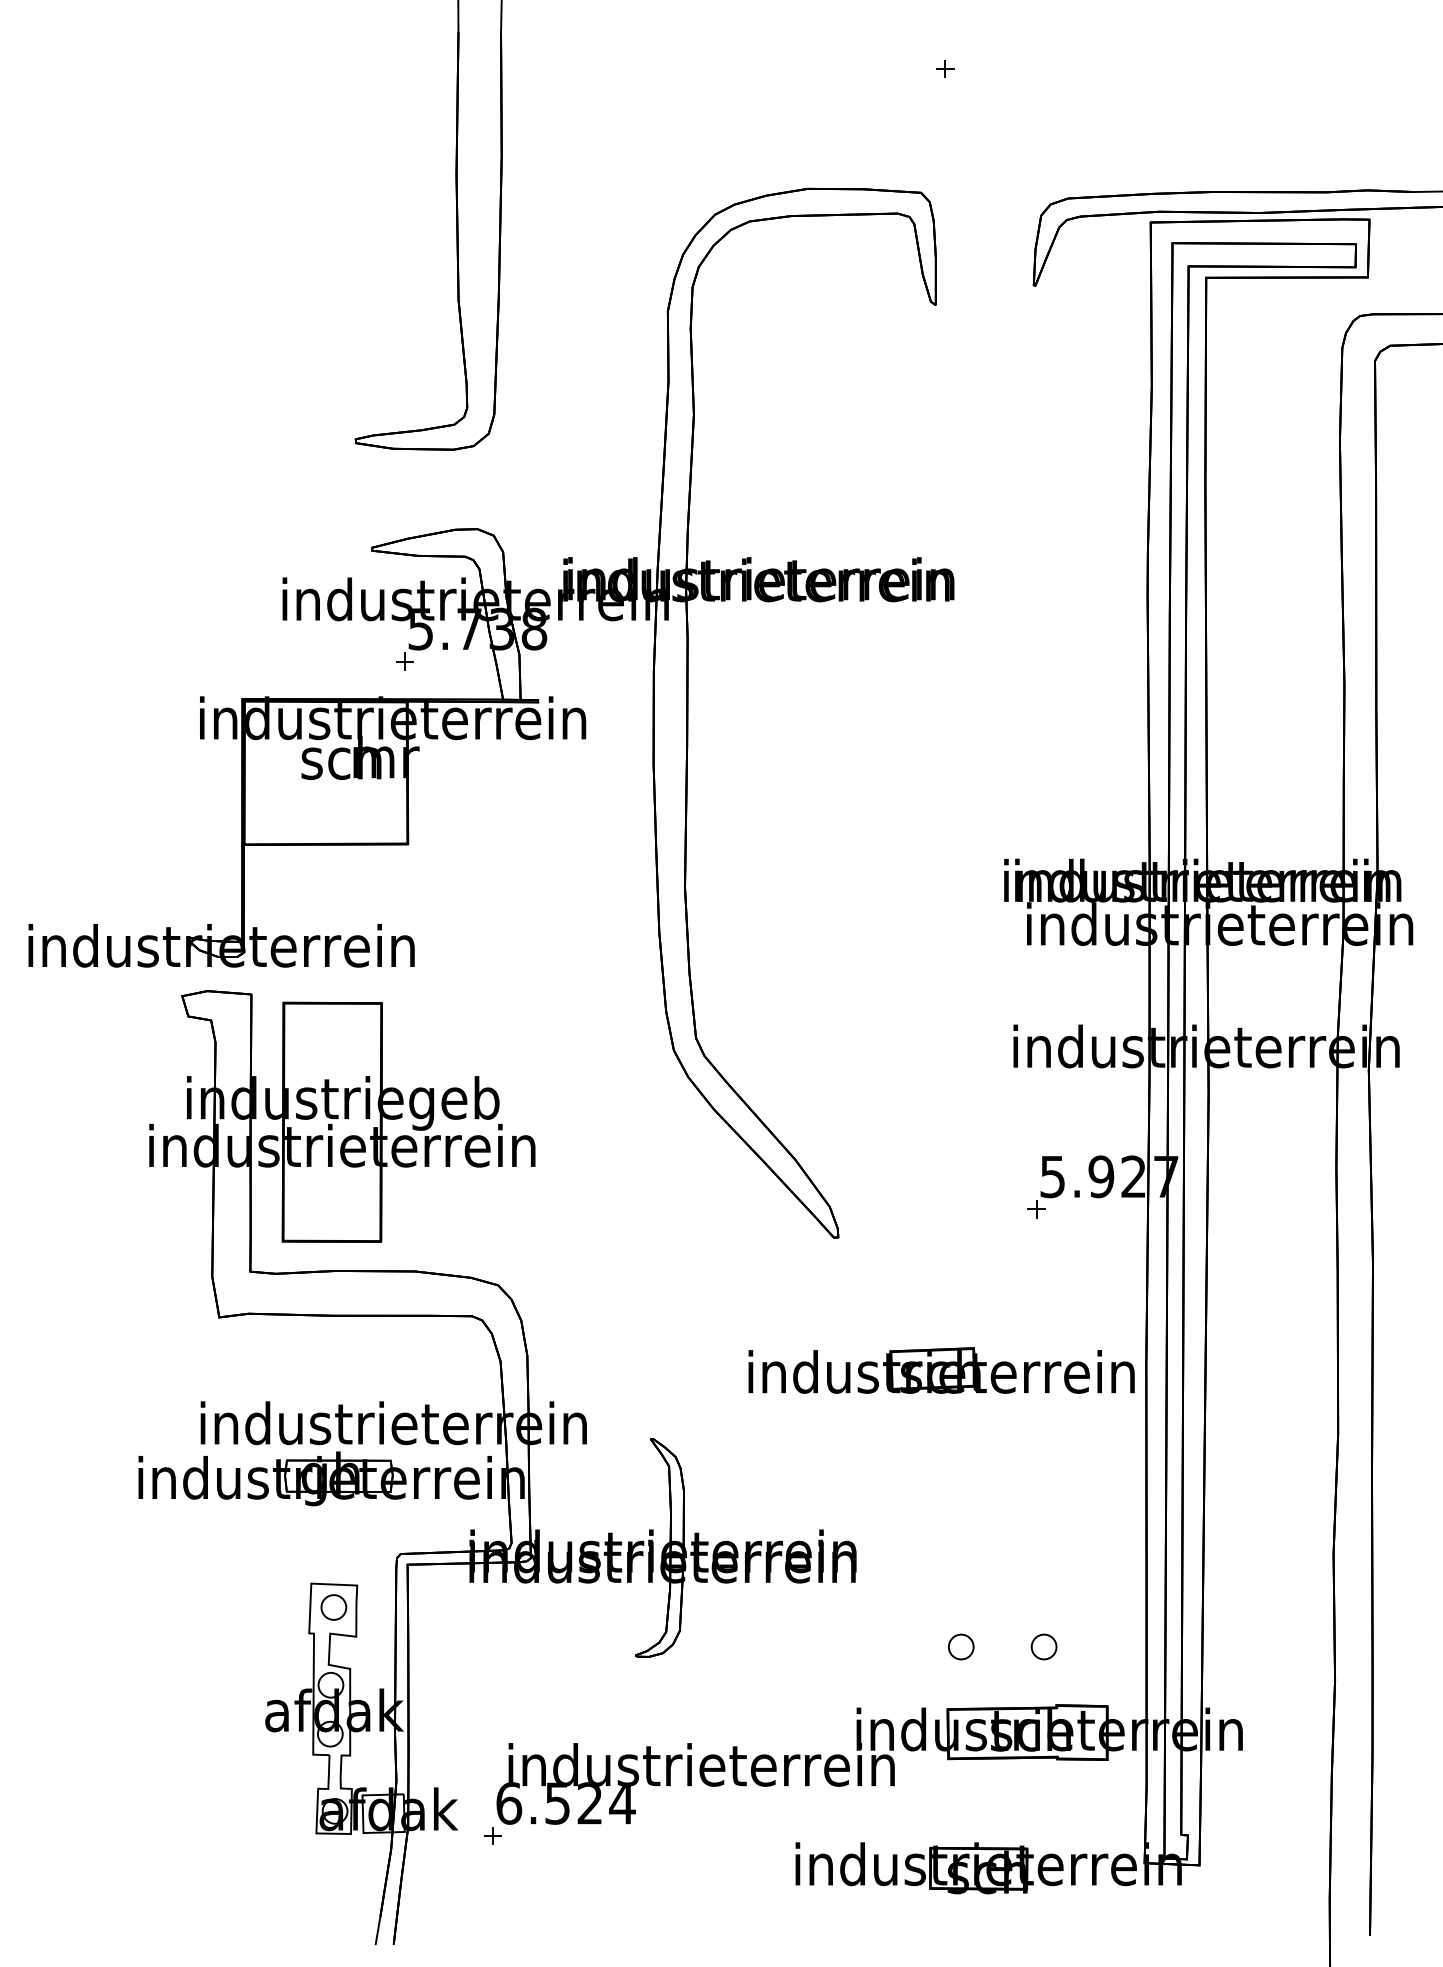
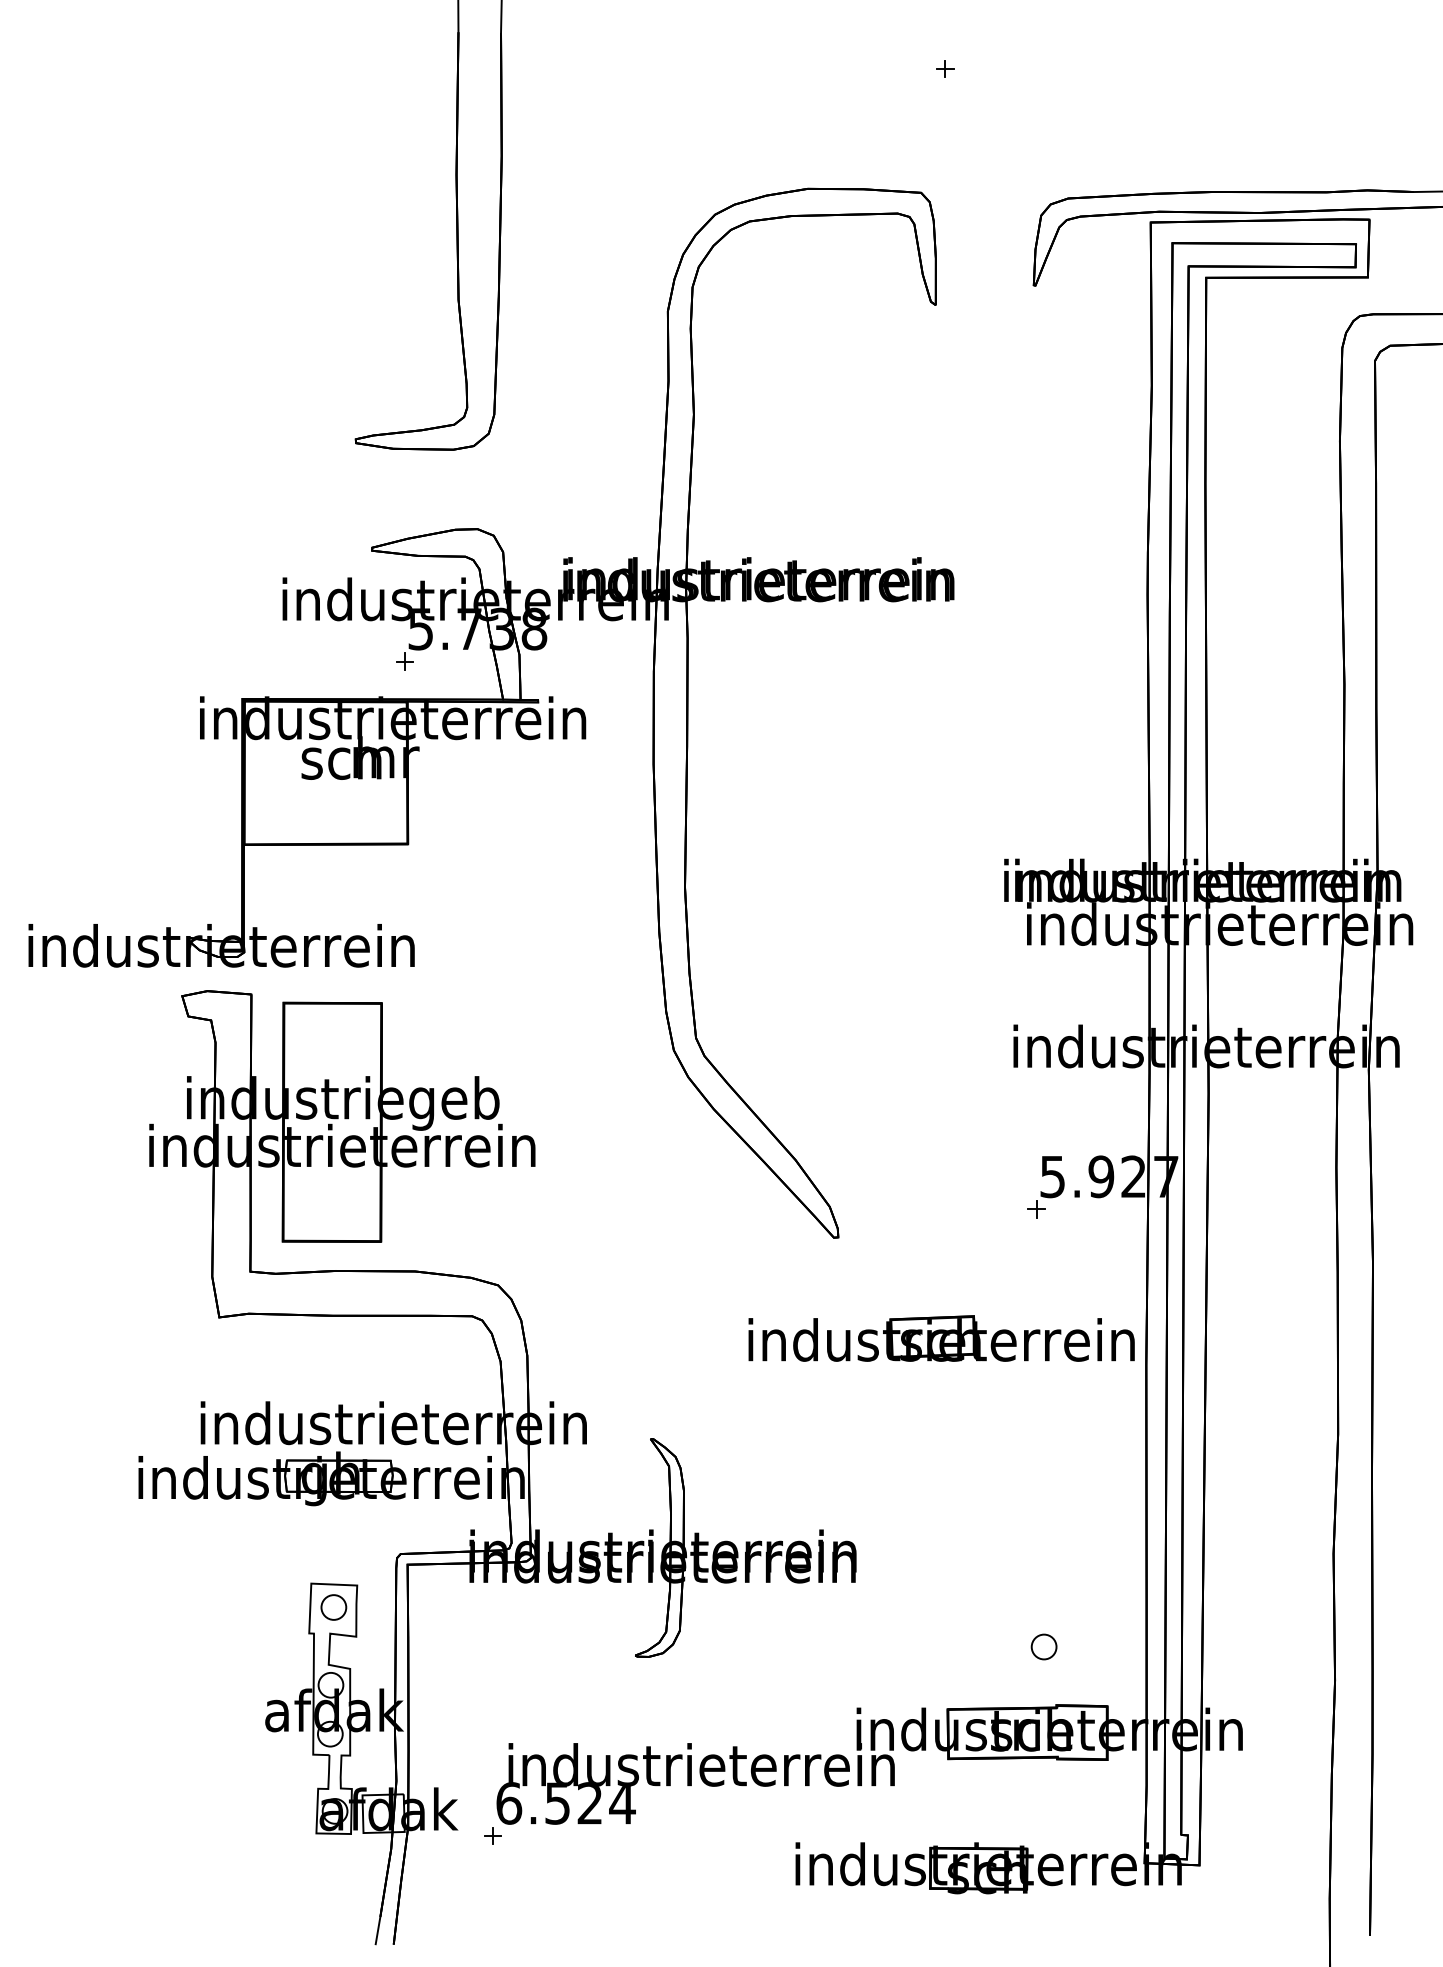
part position: (941, 1370) -> (941, 1338) (941, 1338)
part: present -> none (961, 1646)
